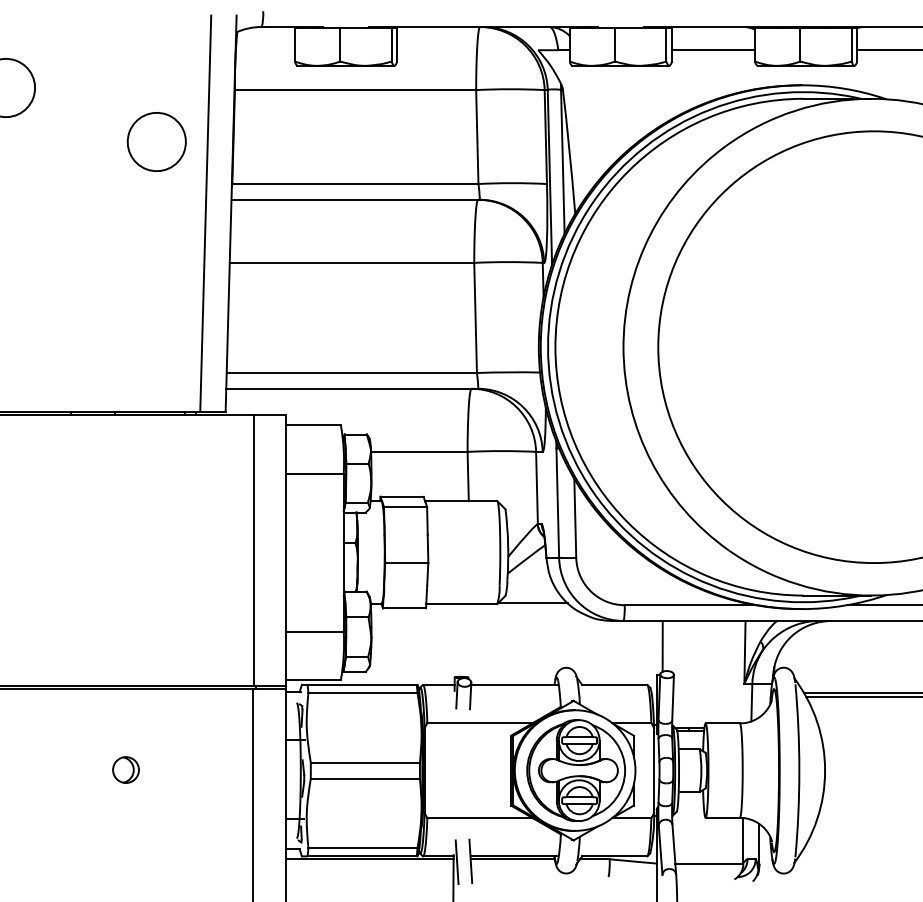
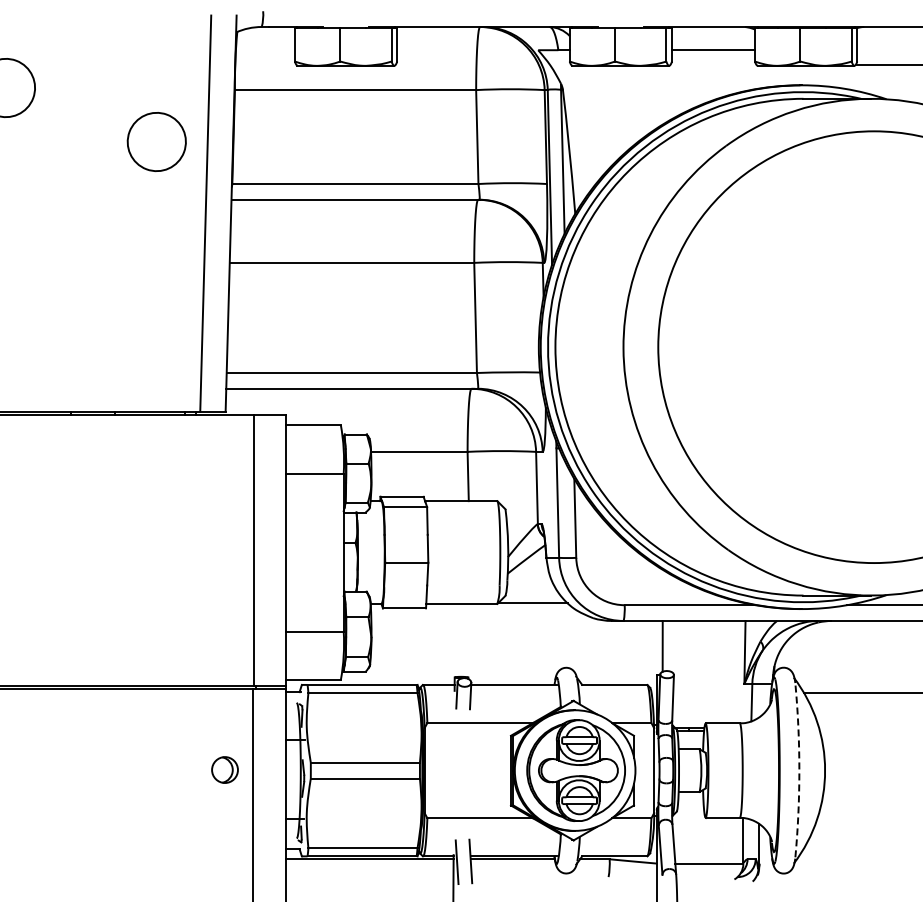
line position: (888, 50) -> (888, 65) (888, 65)
line: present -> none (862, 696)
part position: (125, 769) -> (224, 769) (224, 769)
arc: solid -> dashed (799, 770)
